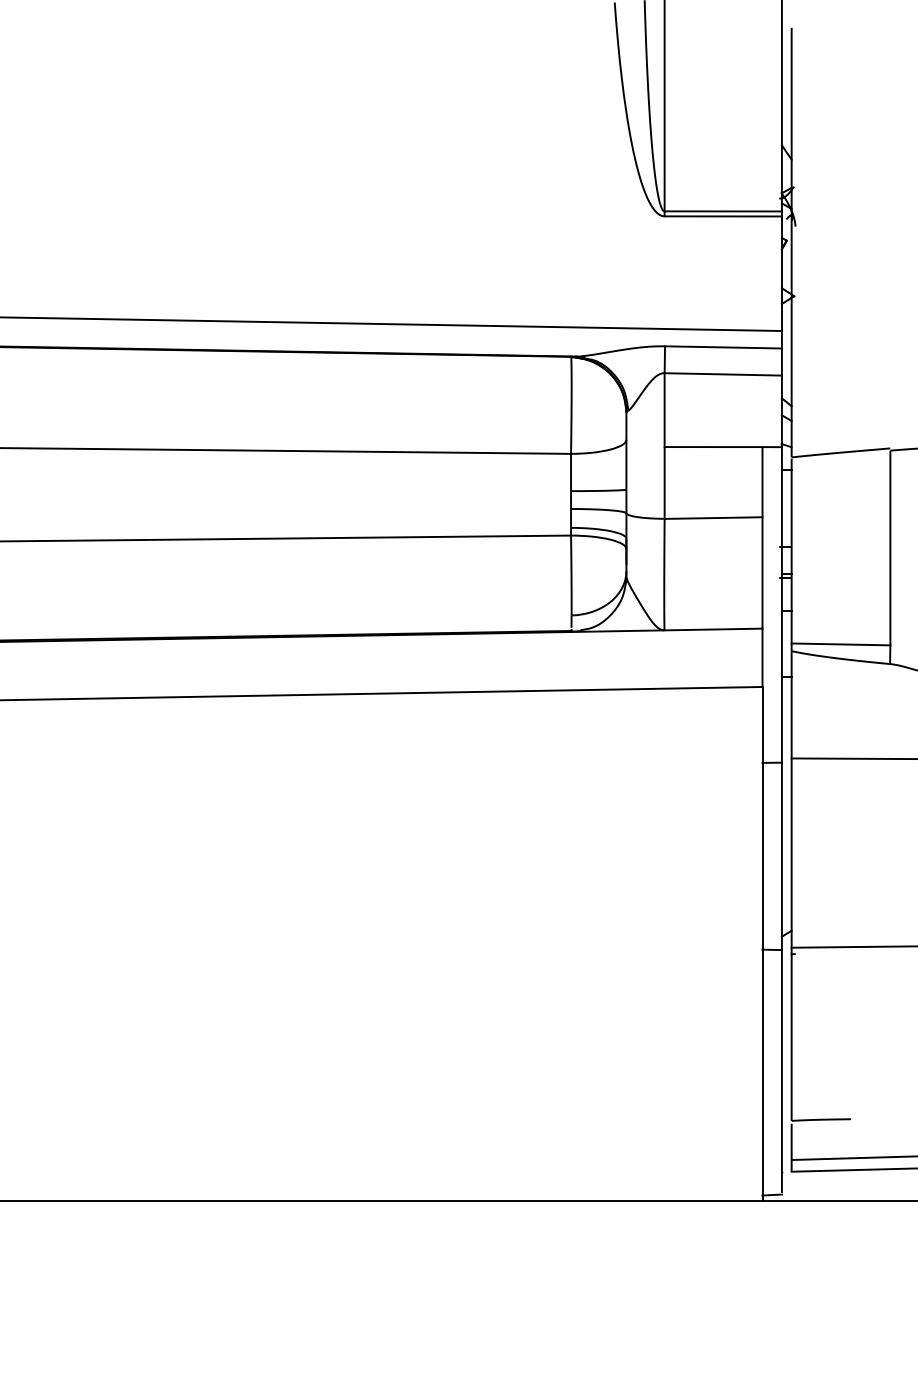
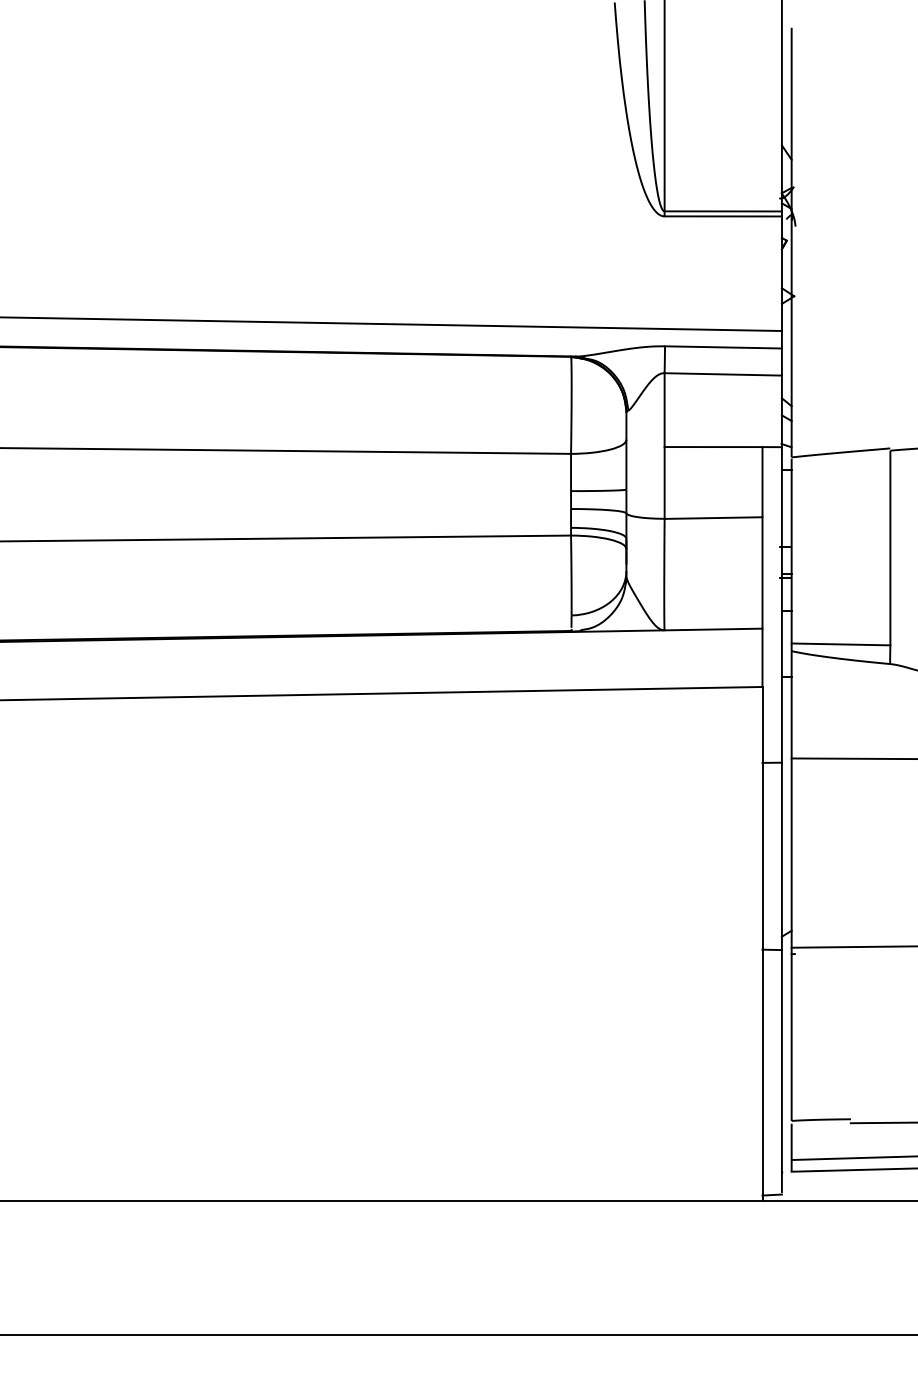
line: none -> present (882, 1122)
line: none -> present (458, 1334)
